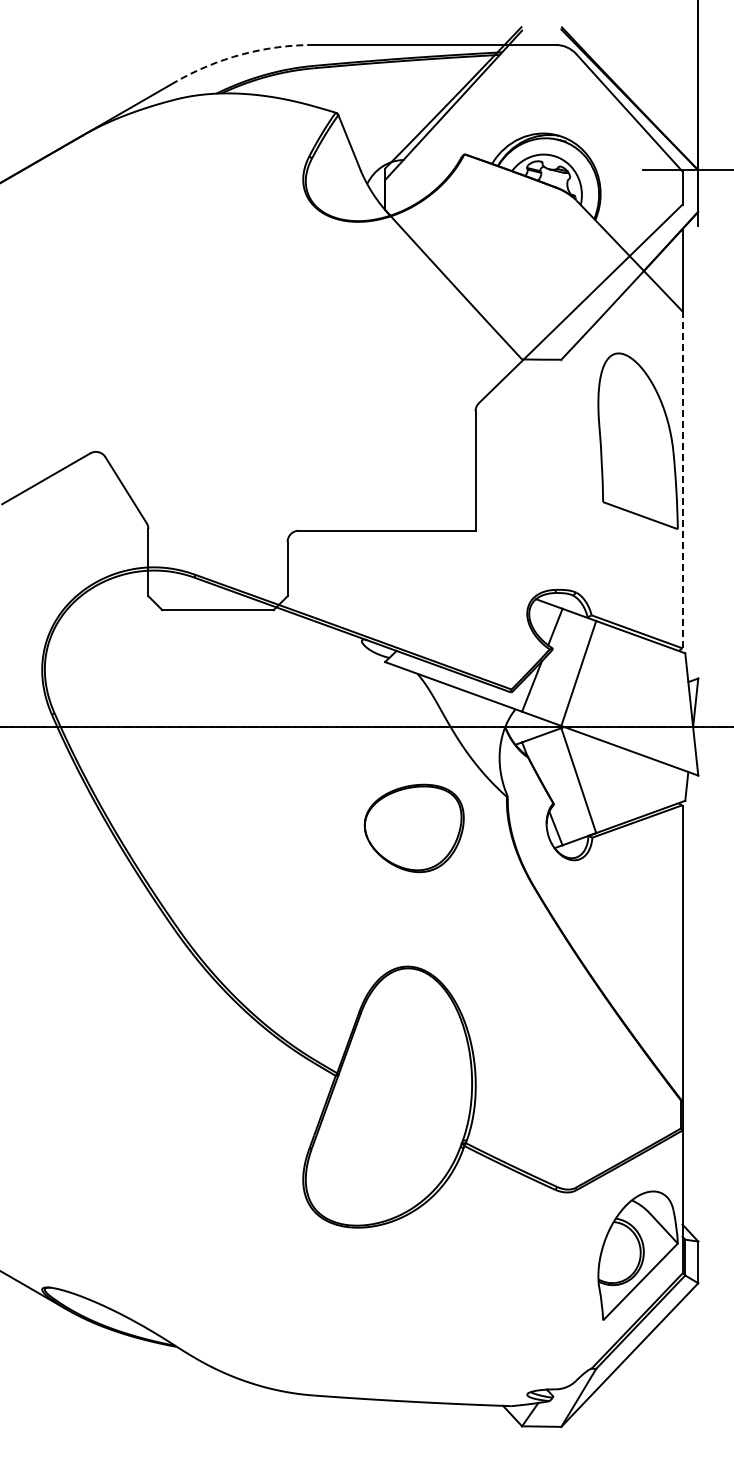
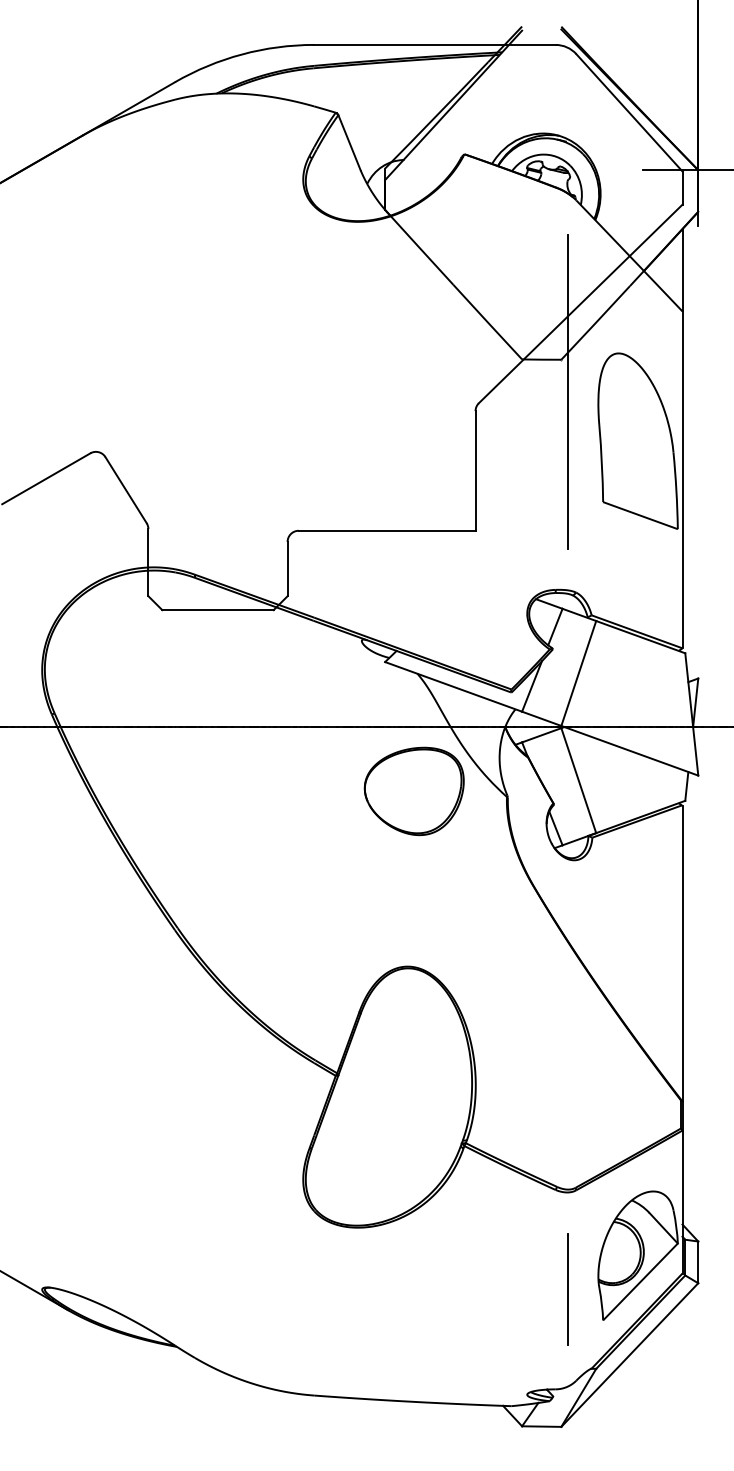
arc: dashed -> solid (242, 54)
line: none -> present (568, 391)
line: dashed -> solid (682, 480)
part position: (413, 828) -> (413, 791) (413, 791)
line: none -> present (567, 1289)
